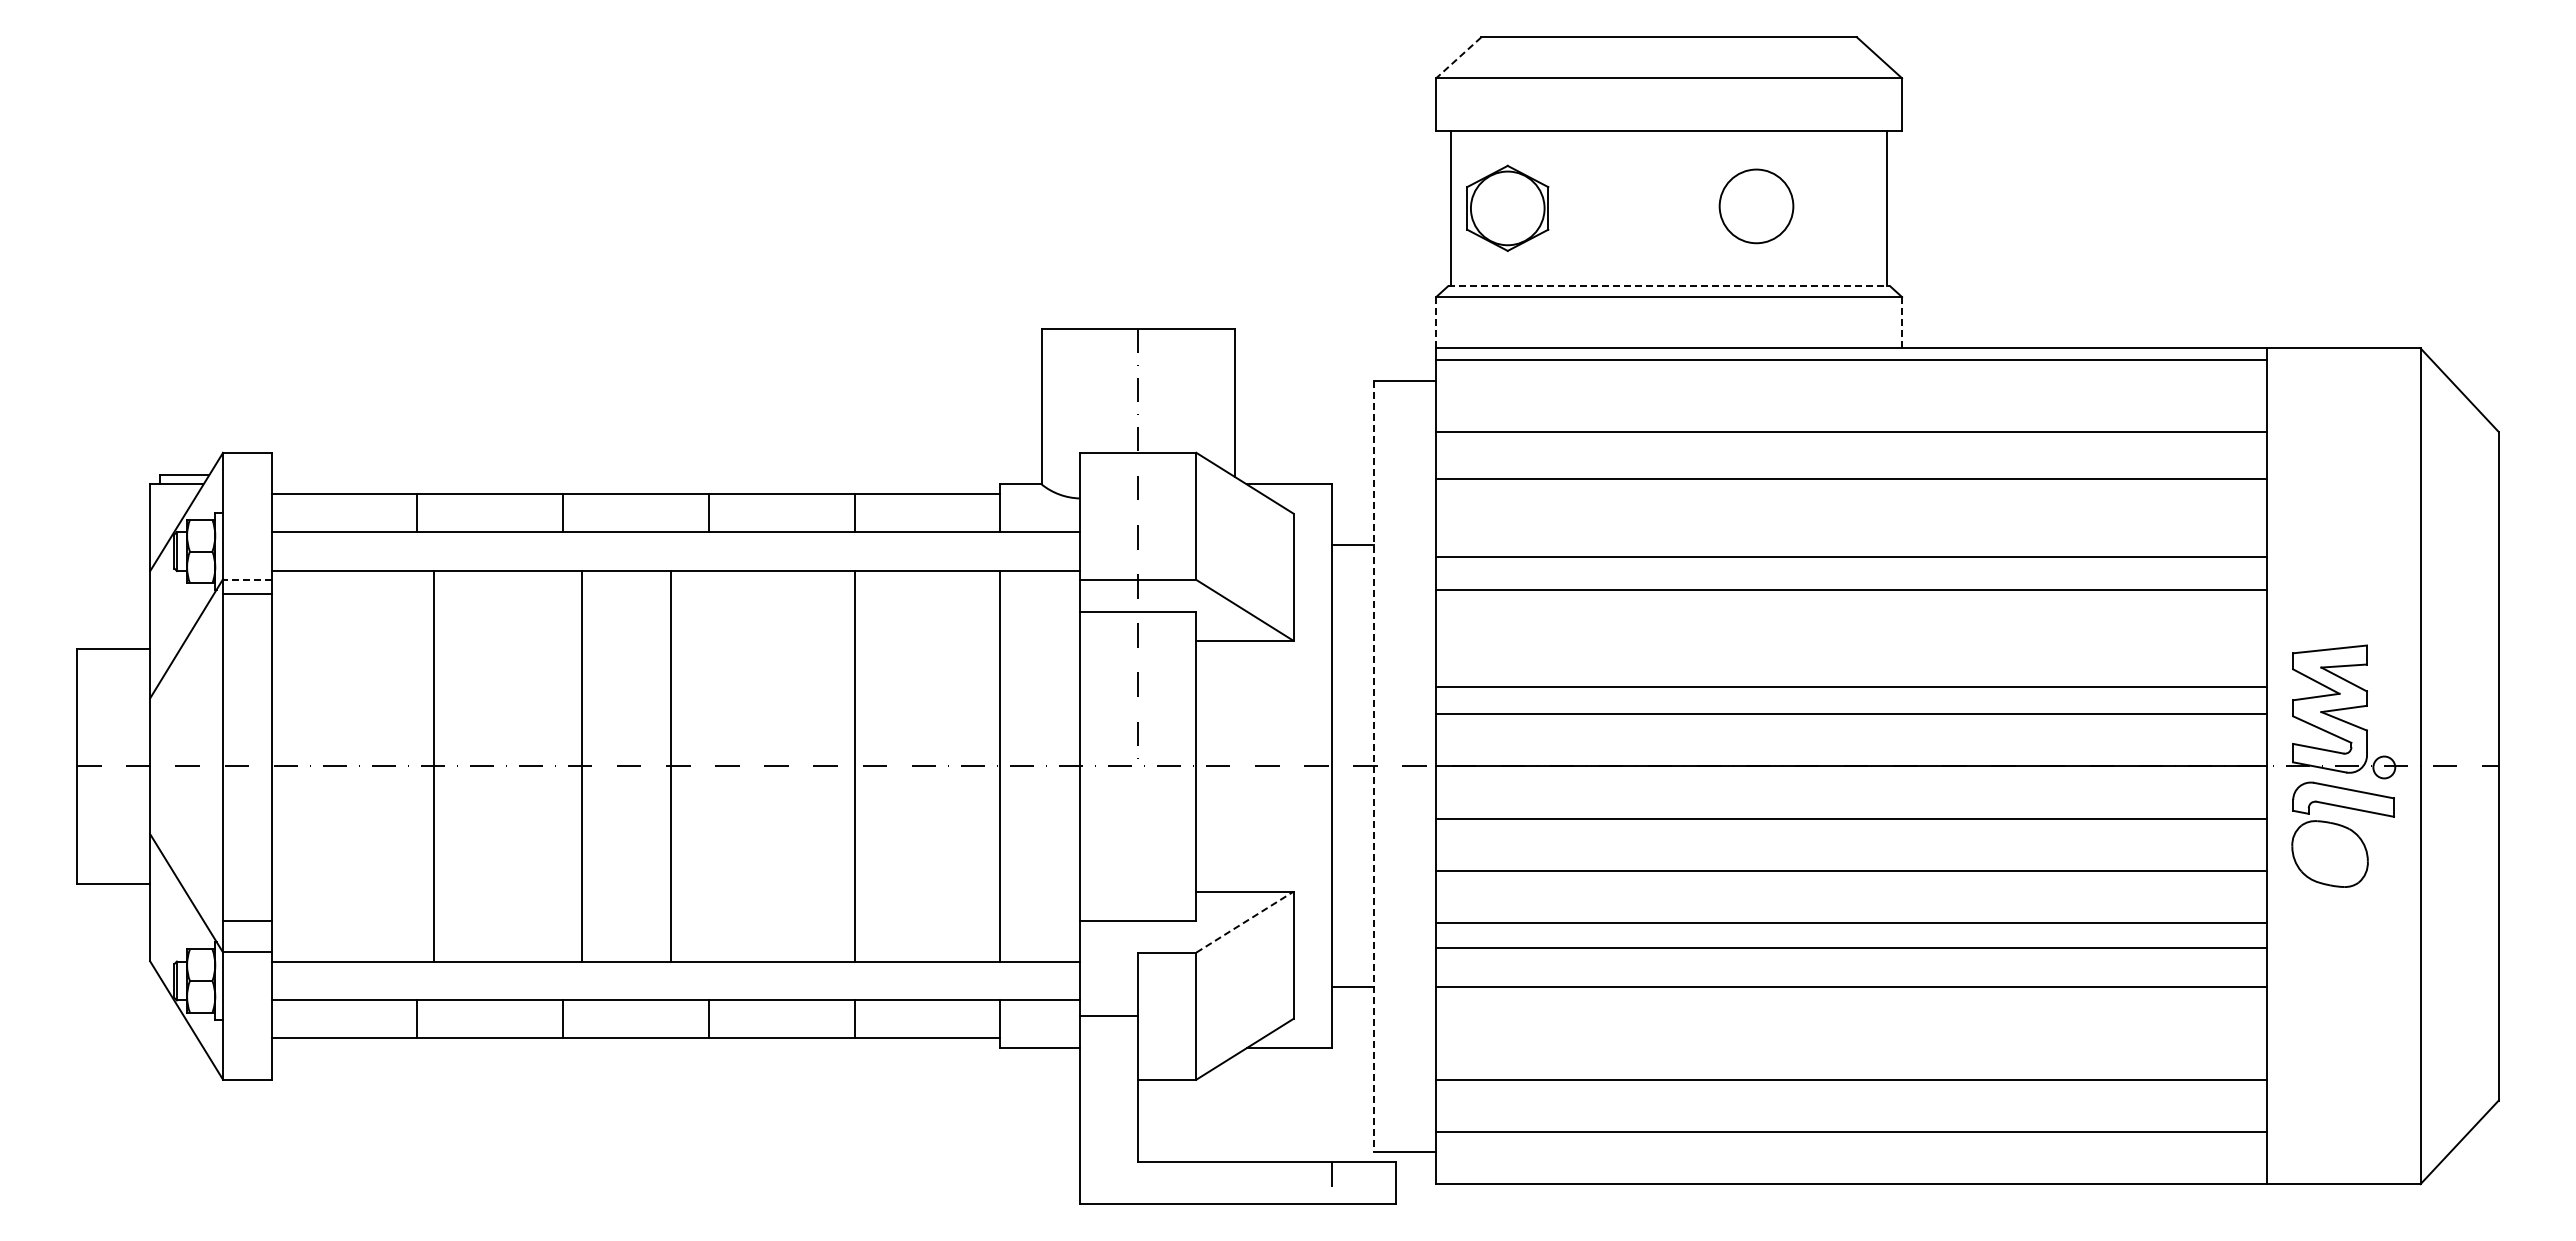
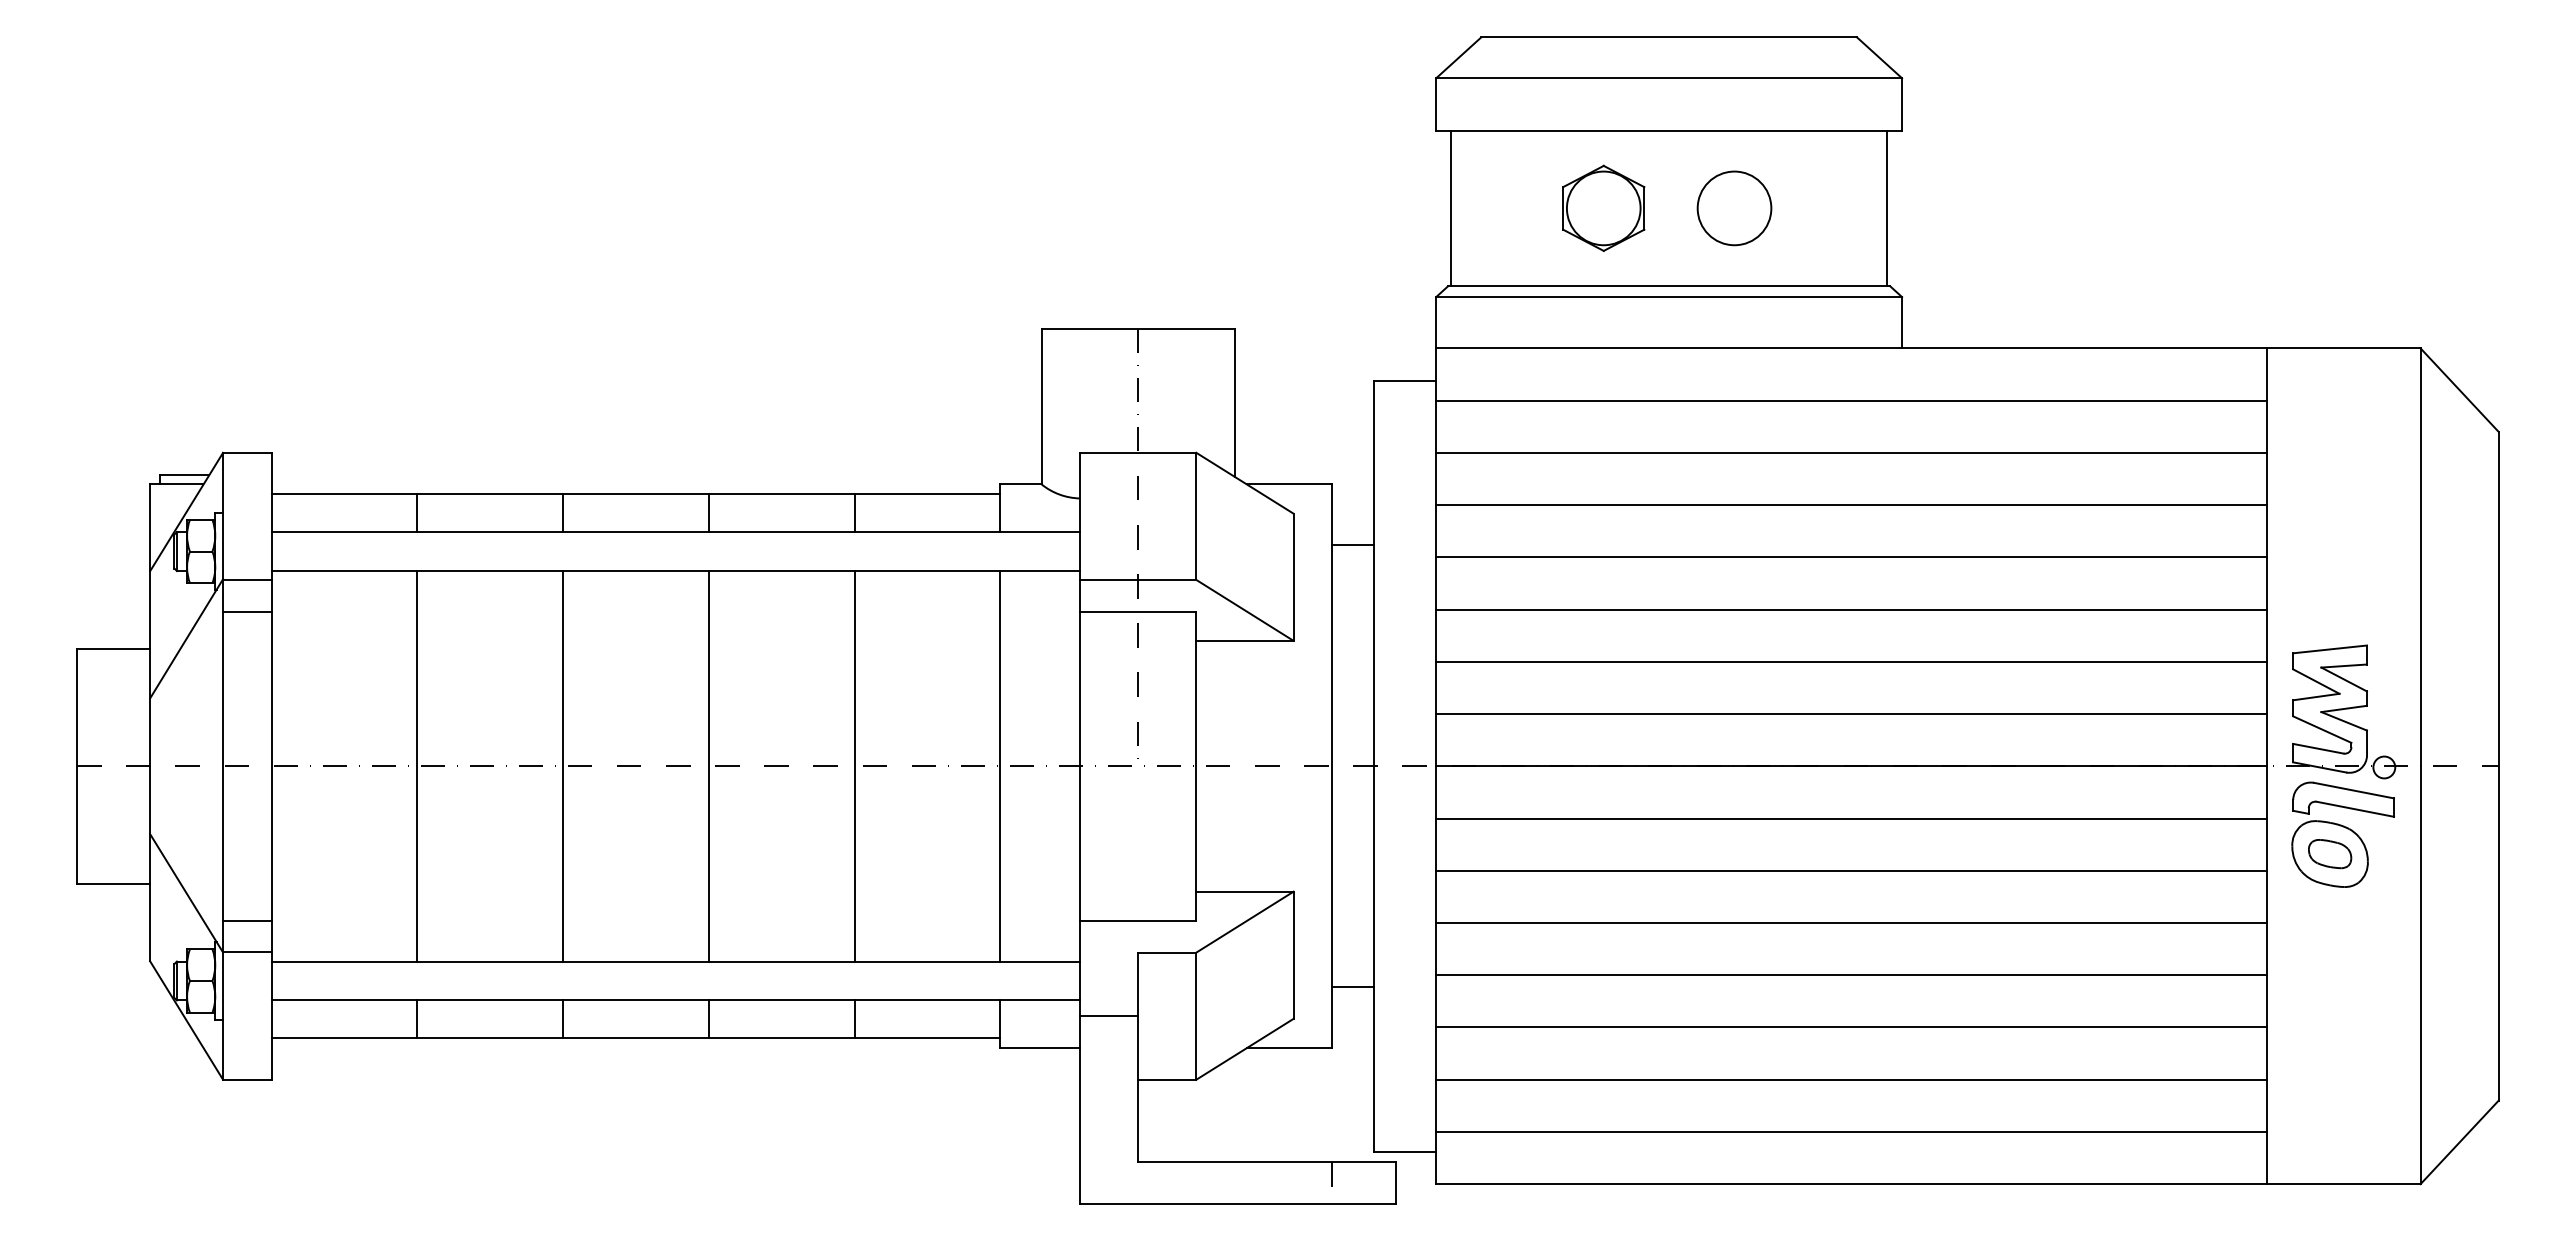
line: dashed -> solid (1458, 58)
circle position: (1756, 206) -> (1734, 208) (1734, 208)
part position: (1507, 207) -> (1603, 207) (1603, 207)
line: dashed -> solid (1669, 286)
line: dashed -> solid (1436, 322)
line: dashed -> solid (1902, 322)
line position: (1851, 359) -> (1851, 400) (1851, 400)
line position: (1851, 431) -> (1851, 452) (1851, 452)
line position: (1851, 479) -> (1851, 505) (1851, 505)
line: dashed -> solid (246, 580)
line position: (1851, 589) -> (1851, 609) (1851, 609)
line position: (247, 593) -> (247, 611) (247, 611)
line position: (1851, 686) -> (1851, 661) (1851, 661)
line position: (434, 765) -> (417, 765) (417, 765)
line position: (582, 765) -> (563, 765) (563, 765)
line position: (671, 765) -> (709, 765) (709, 765)
line: dashed -> solid (1373, 766)
part: none -> present (2330, 854)
line: dashed -> solid (1245, 921)
line position: (1851, 948) -> (1851, 975) (1851, 975)
line position: (1851, 987) -> (1851, 1027) (1851, 1027)
